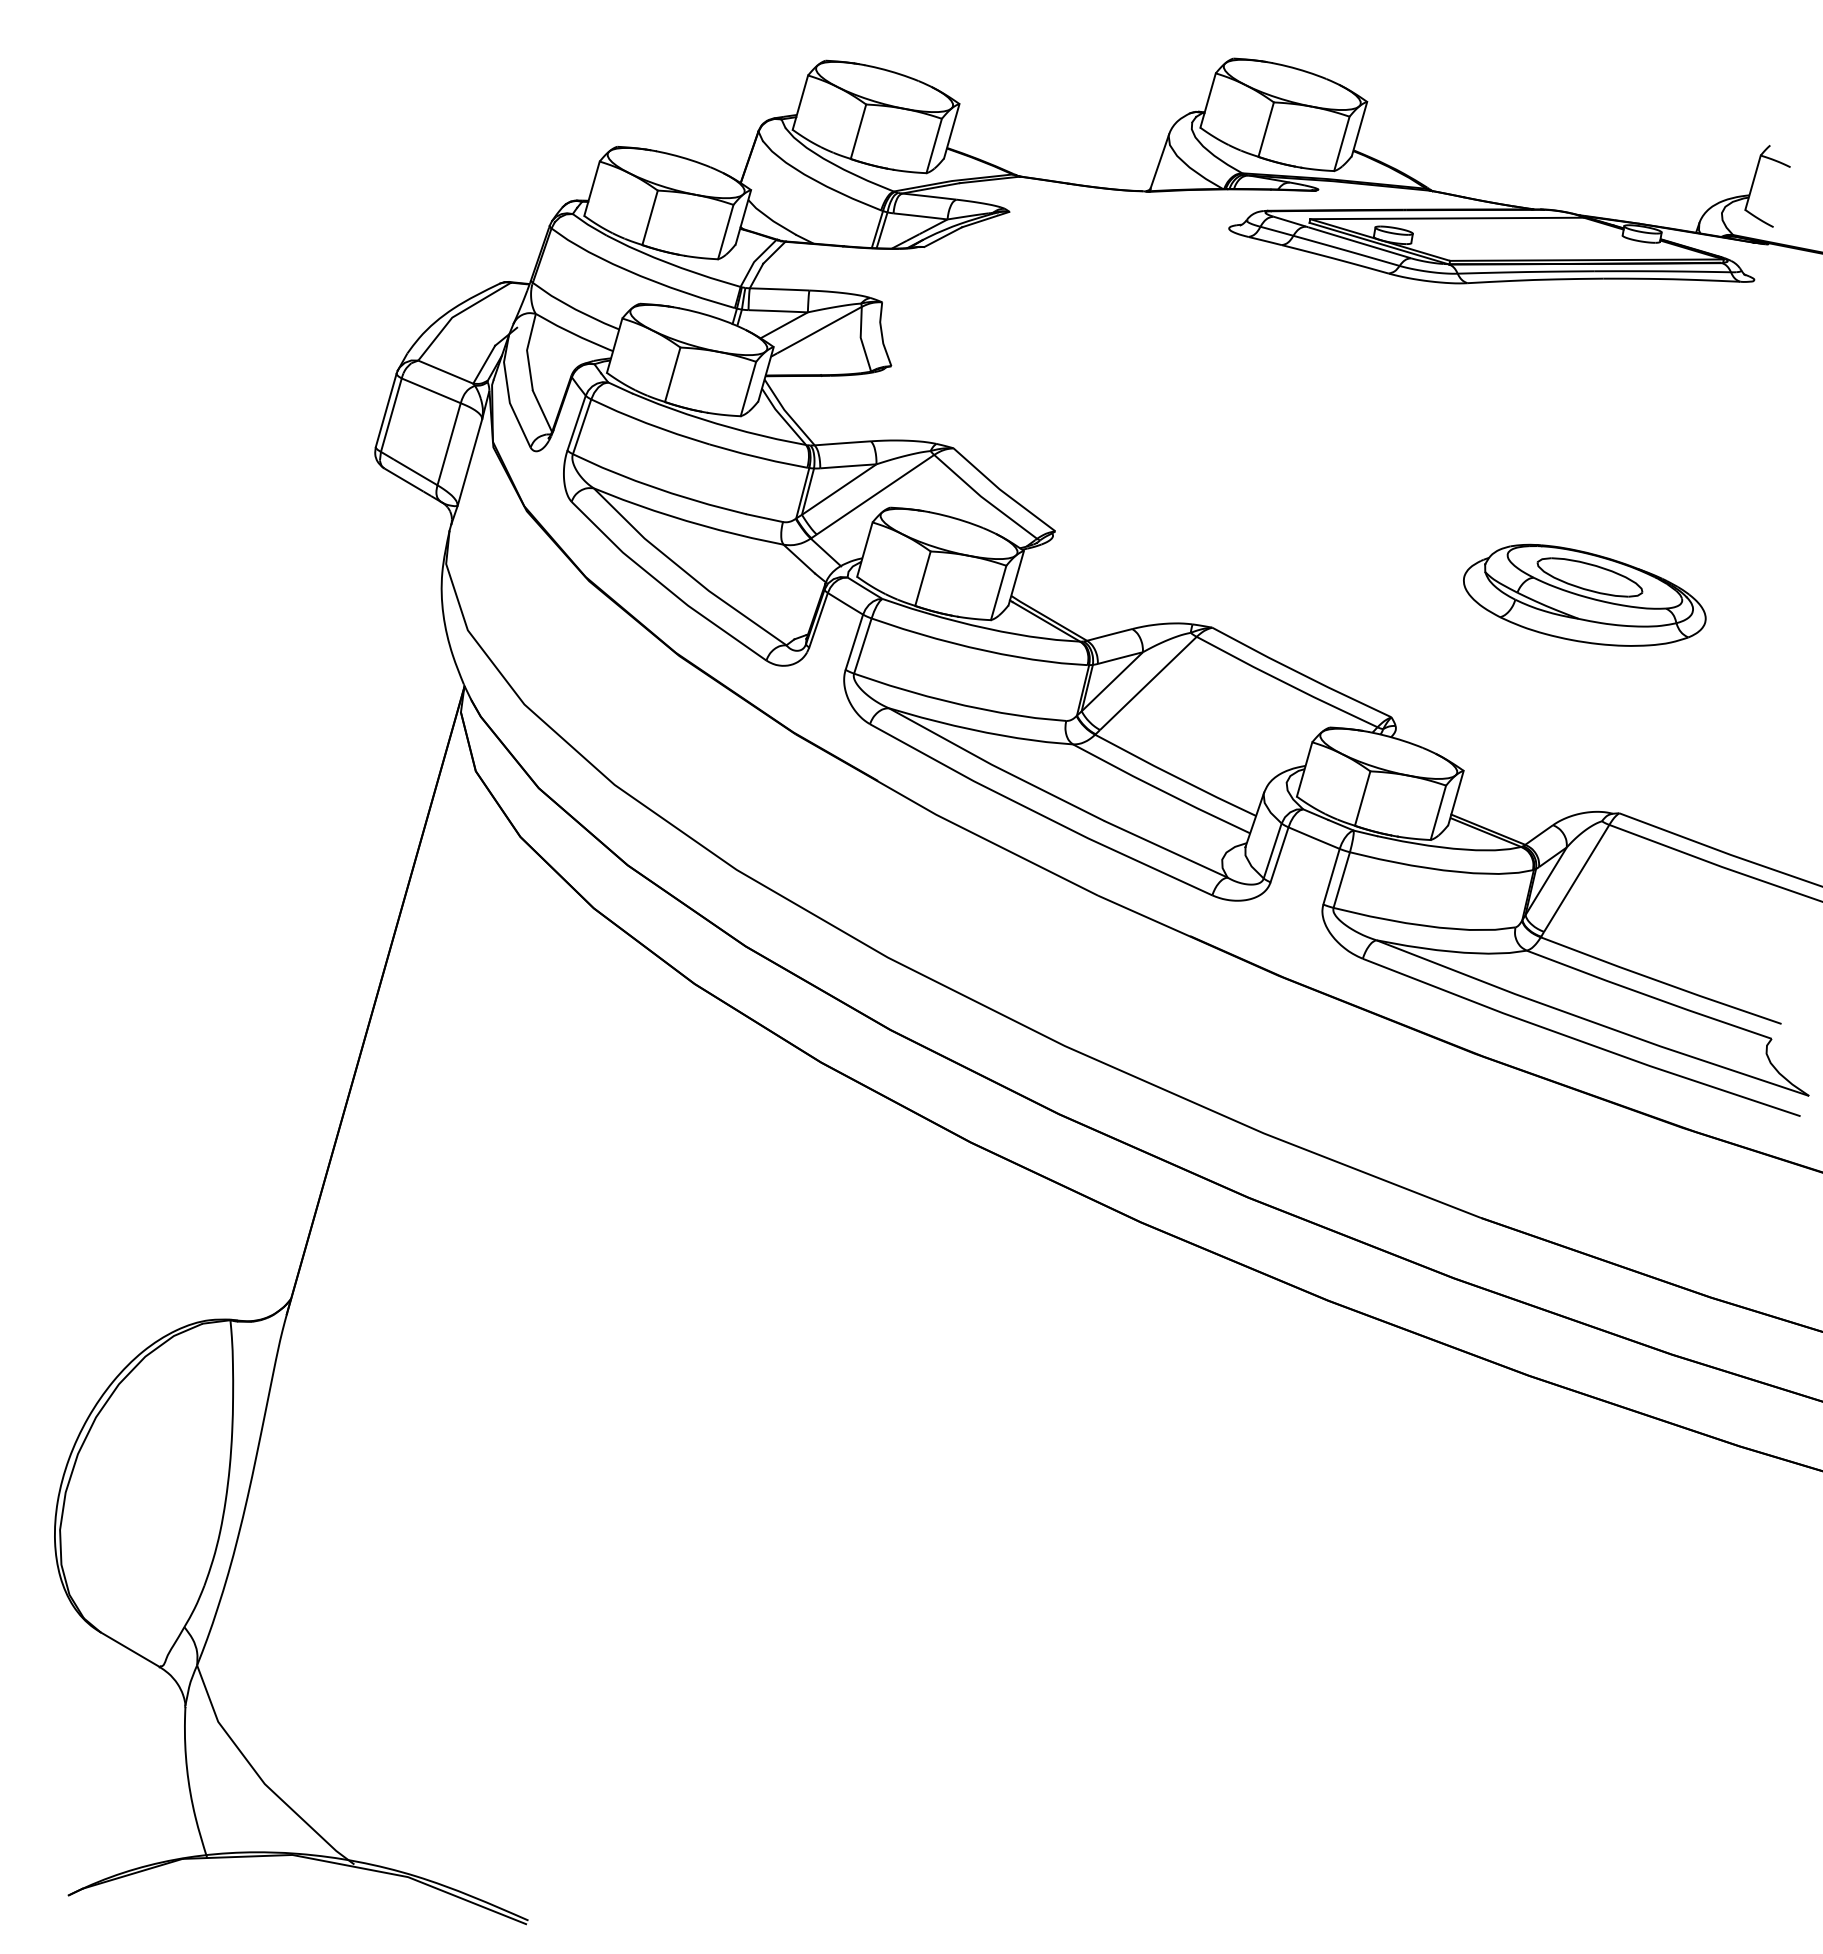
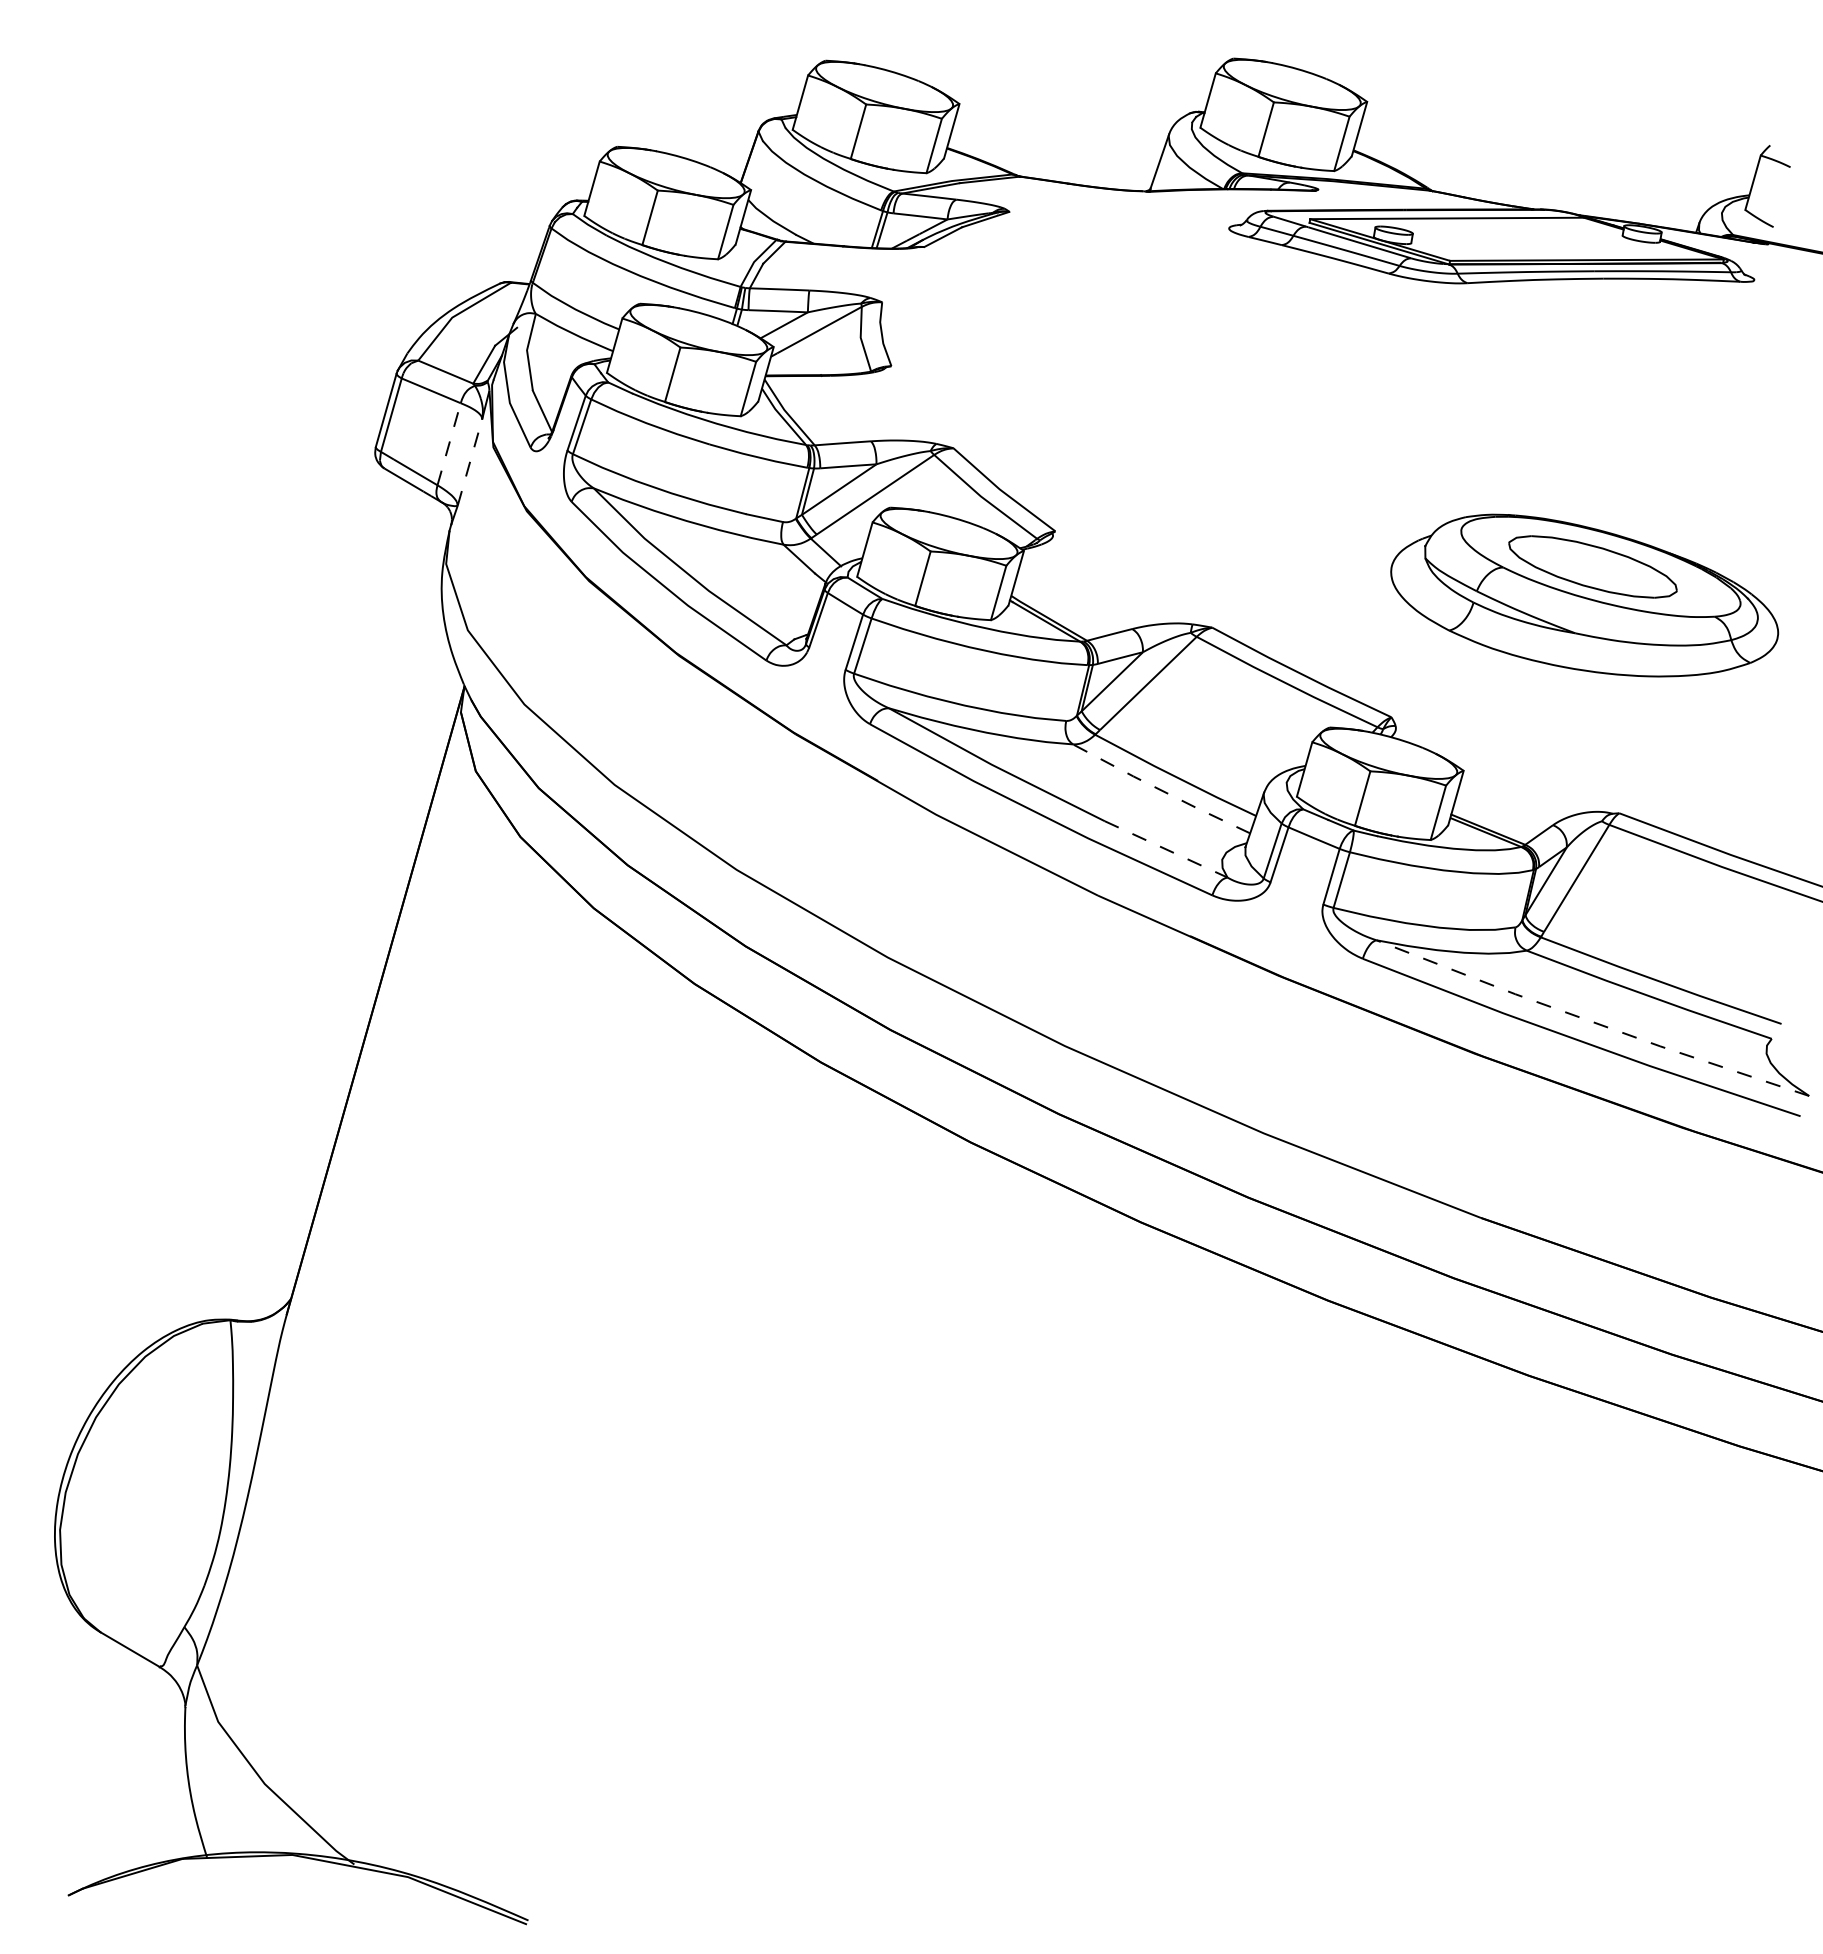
line: solid -> dashed (449, 444)
line: solid -> dashed (469, 462)
part size: 244x104 px -> 390x165 px (1584, 595)
line: solid -> dashed (1160, 790)
line: solid -> dashed (1166, 849)
line: solid -> dashed (1591, 1021)
